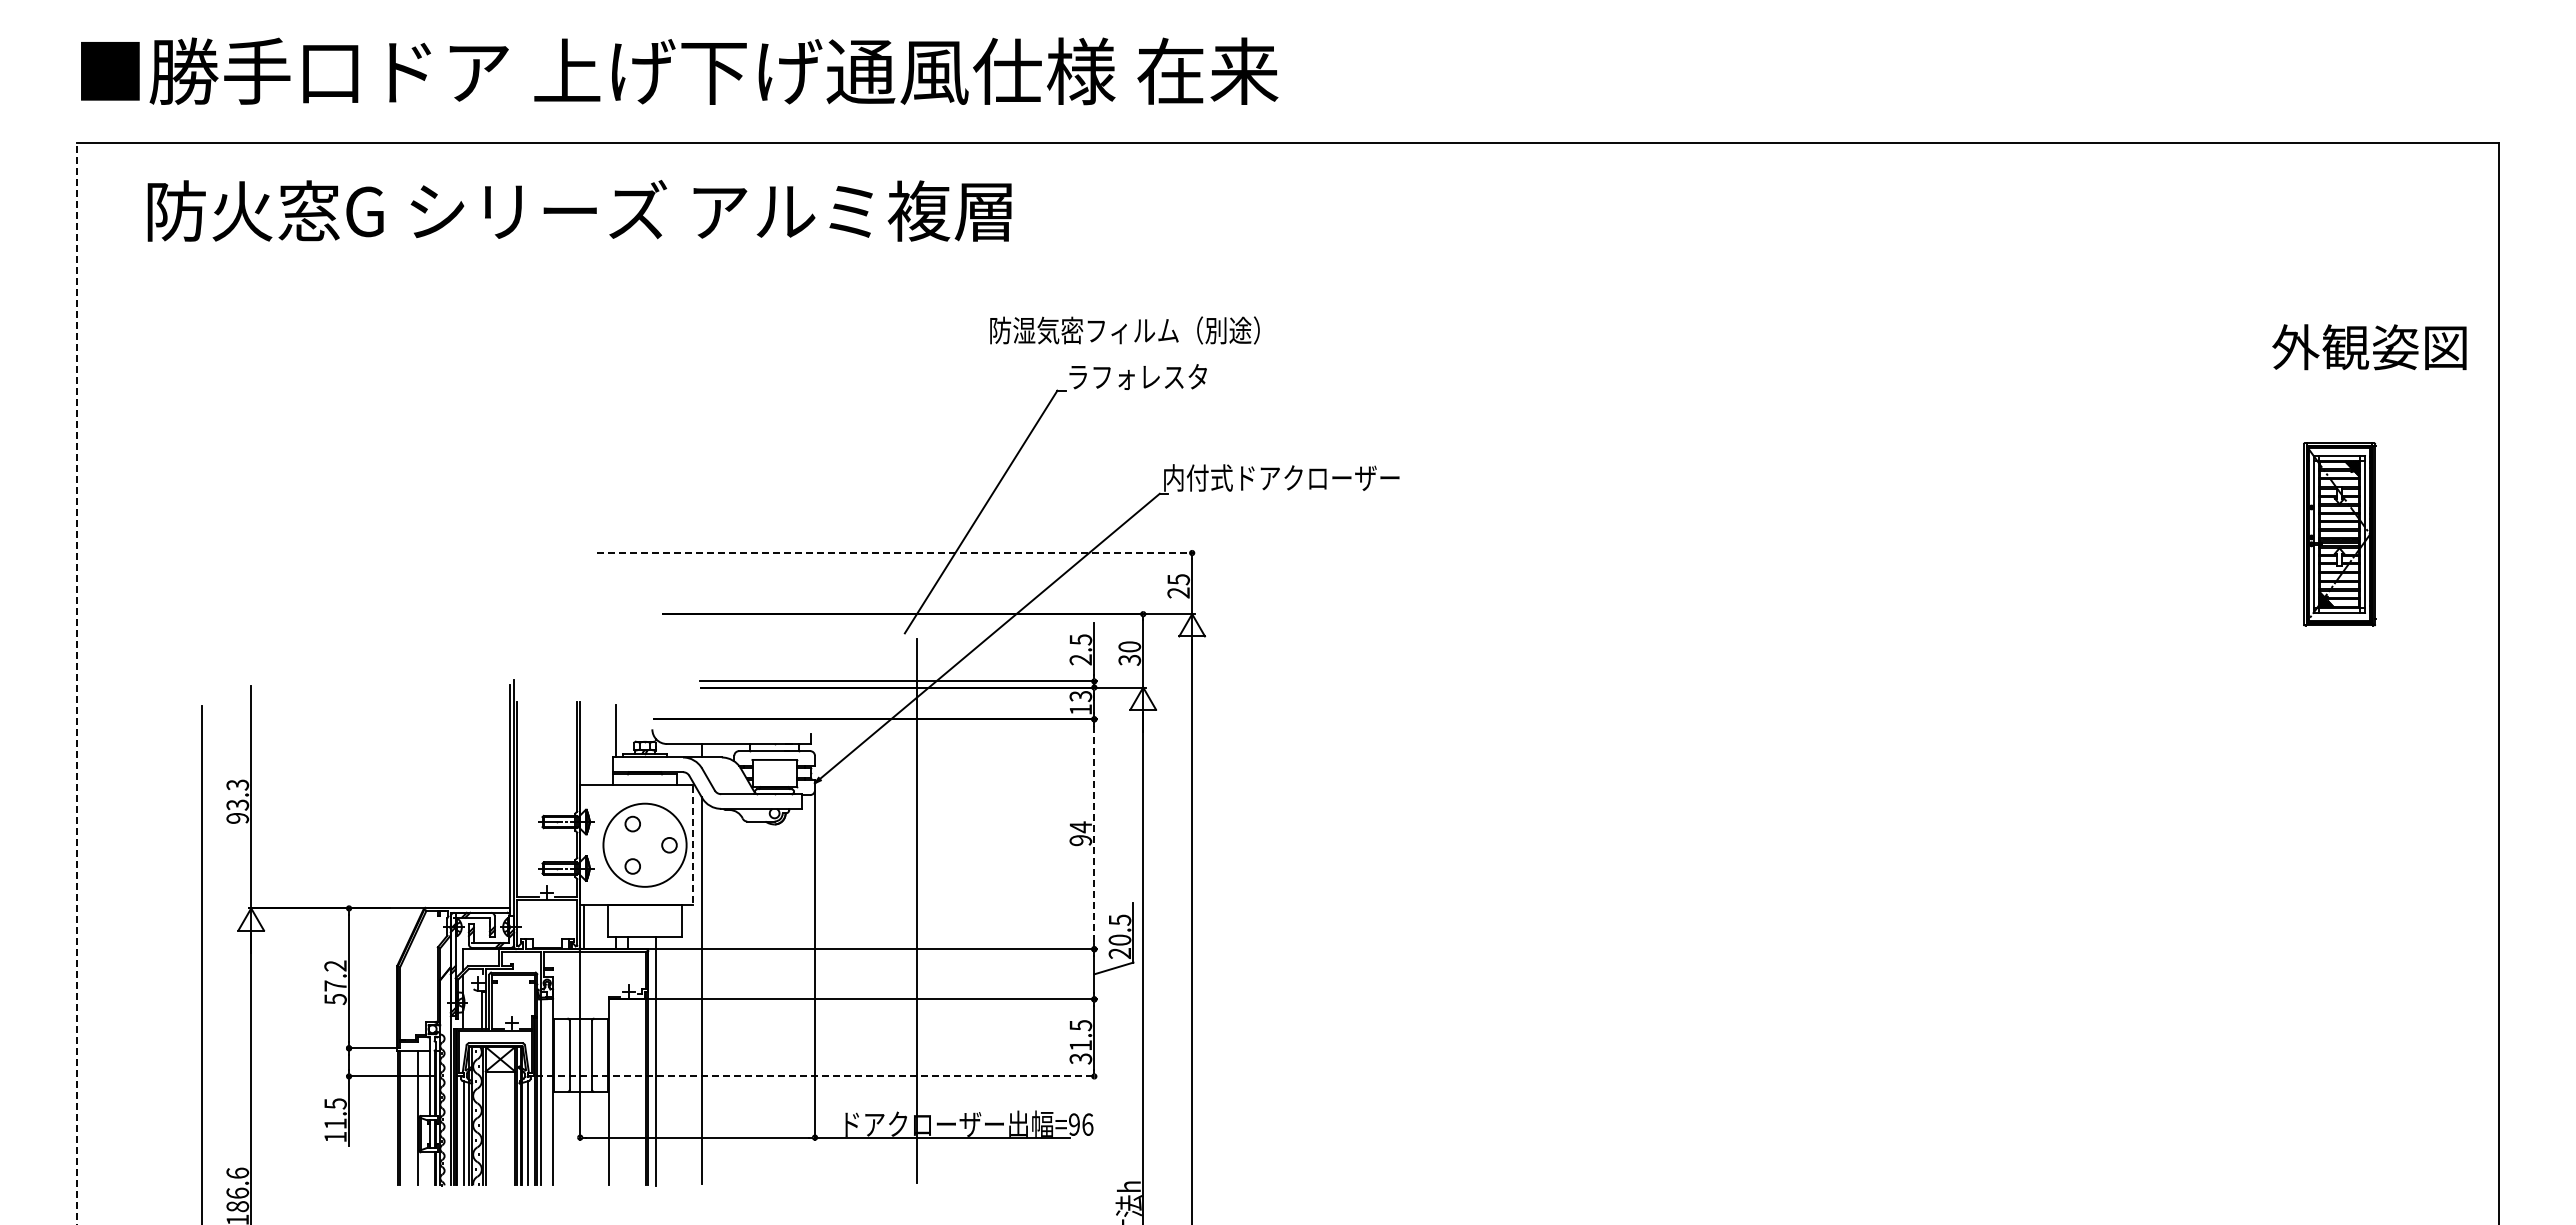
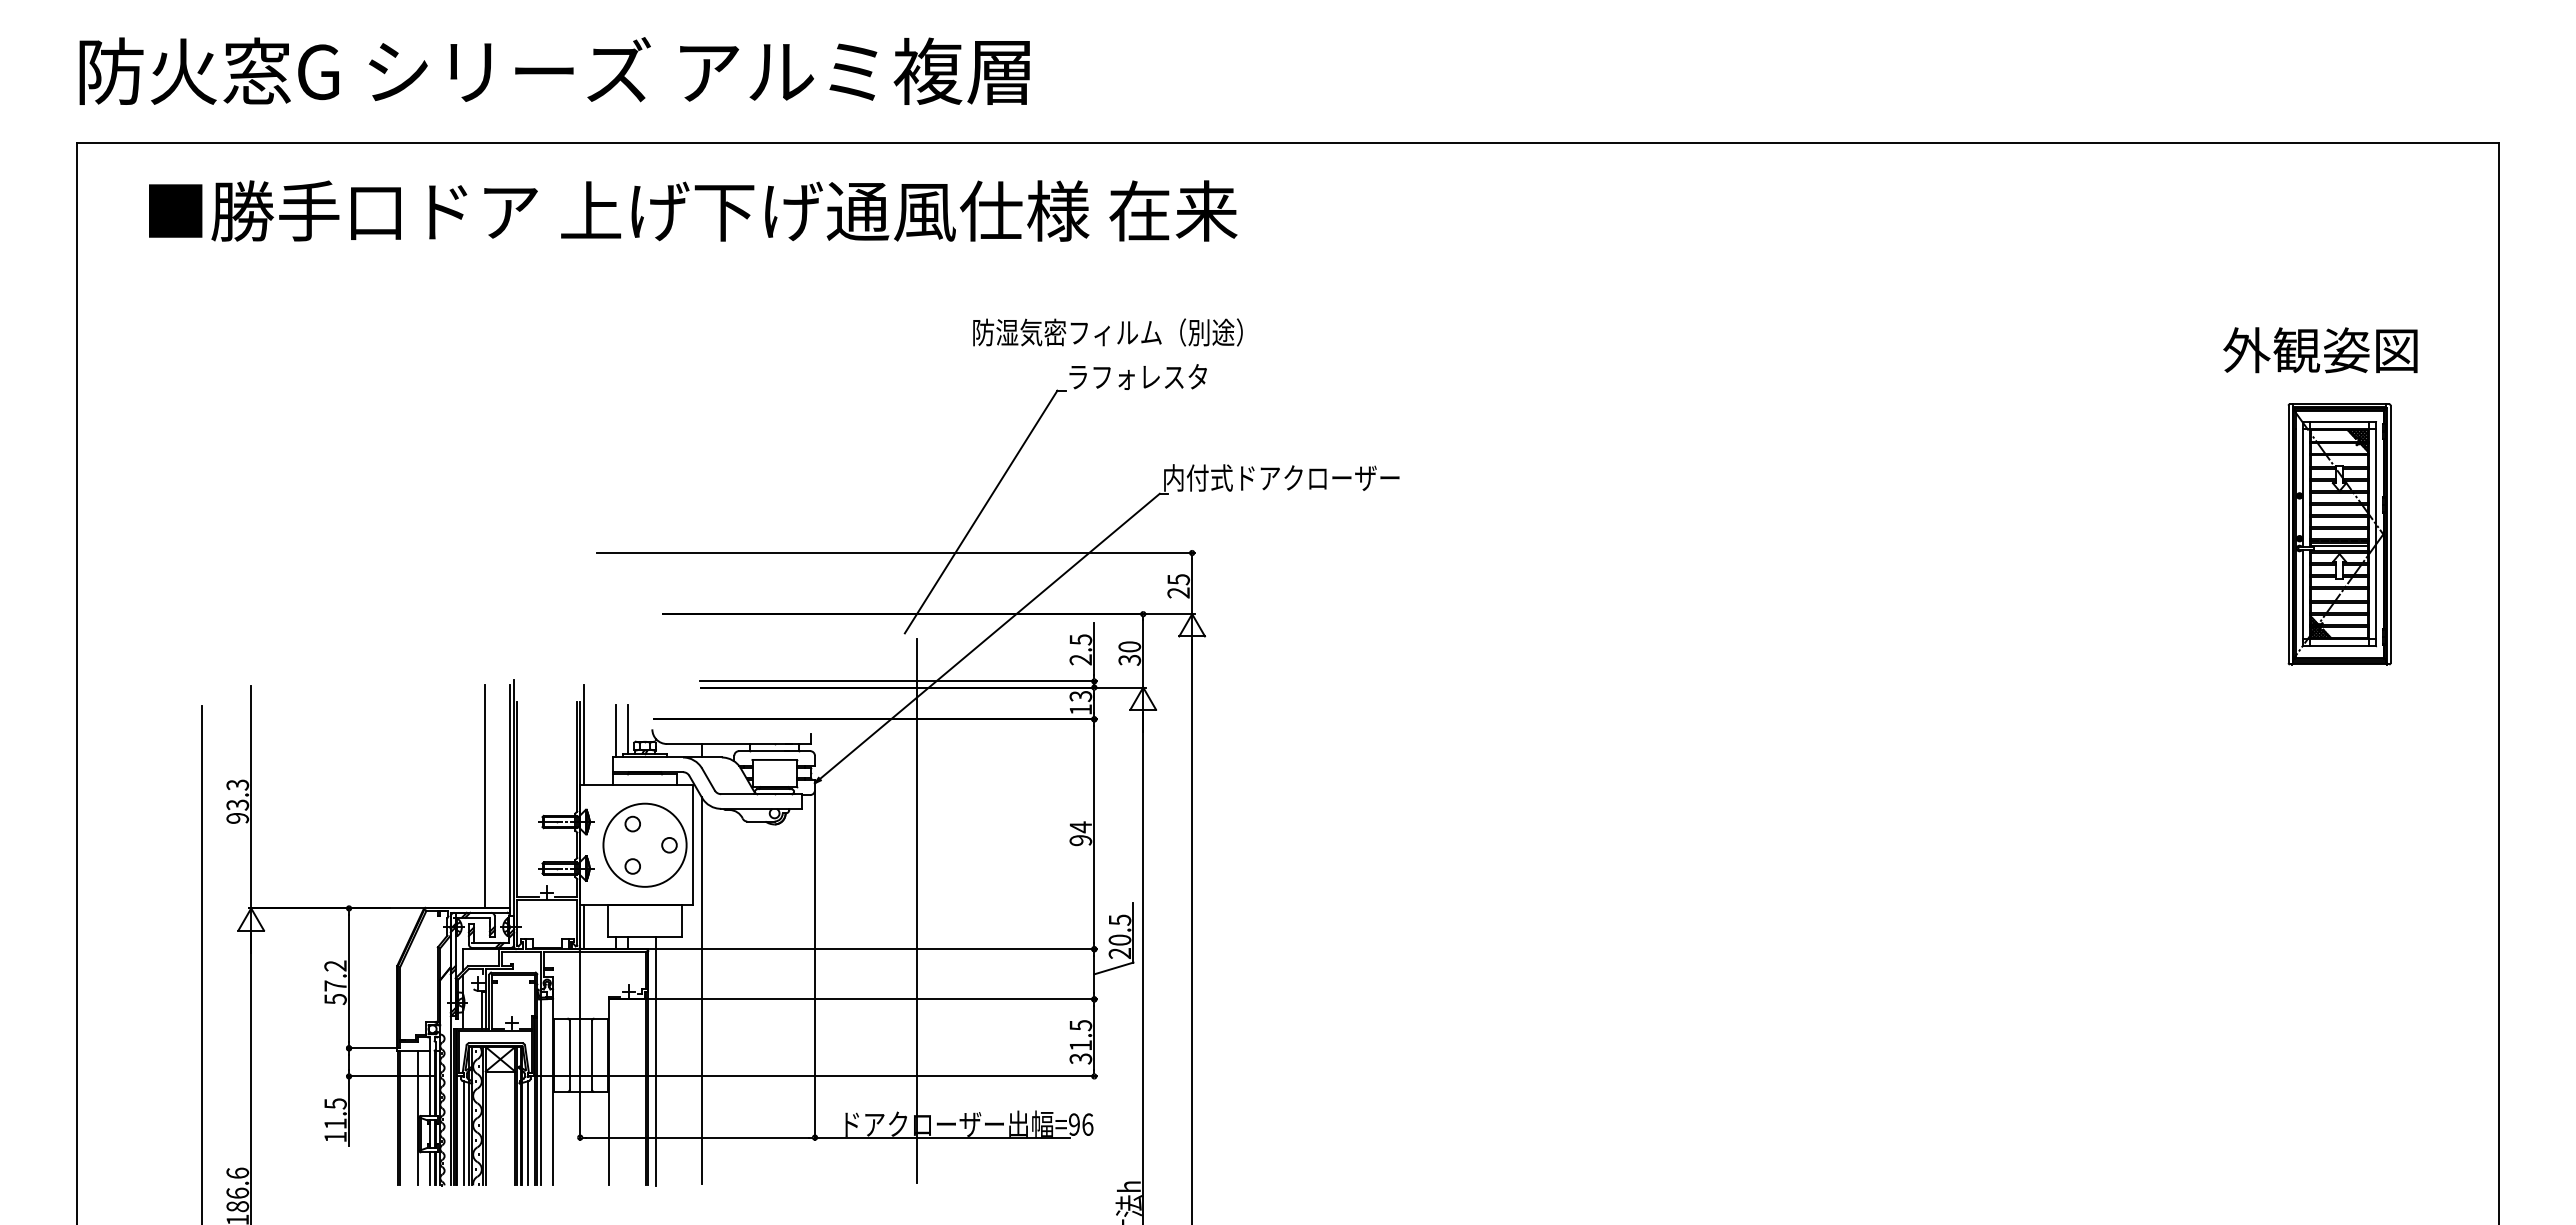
text: ■勝手口ドア 上げ下げ通風仕様 在来 -> 防火窓G シリーズ アルミ複層 (678, 71)
text: 防火窓G シリーズ アルミ複層 -> ■勝手口ドア 上げ下げ通風仕様 在来 (692, 210)
text position: (1124, 330) -> (1107, 332) (1107, 332)
text position: (2369, 347) -> (2320, 350) (2320, 350)
part size: 74x185 px -> 105x263 px (2339, 534)
line: dashed -> solid (896, 553)
line: dashed -> solid (77, 683)
line: none -> present (628, 728)
line: none -> present (583, 735)
line: none -> present (484, 796)
line: dashed -> solid (1094, 834)
line: dashed -> solid (692, 845)
line: dashed -> solid (816, 1076)
line: none -> present (429, 1168)
